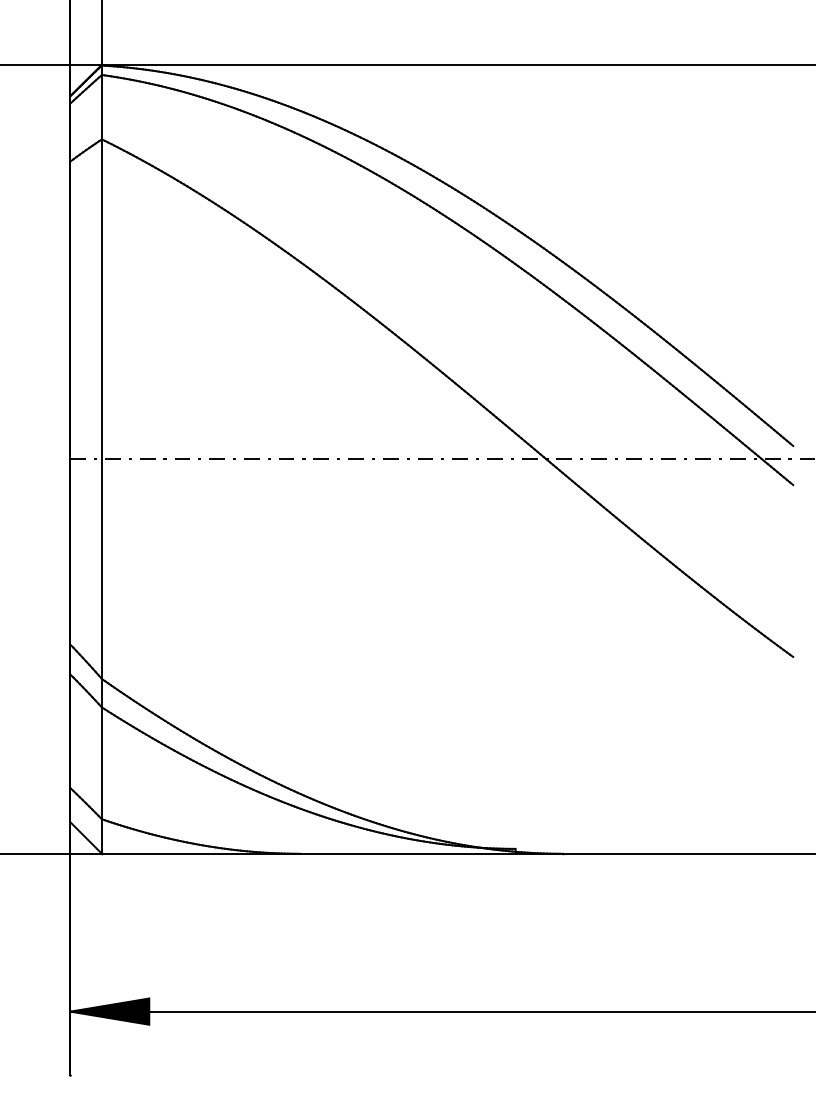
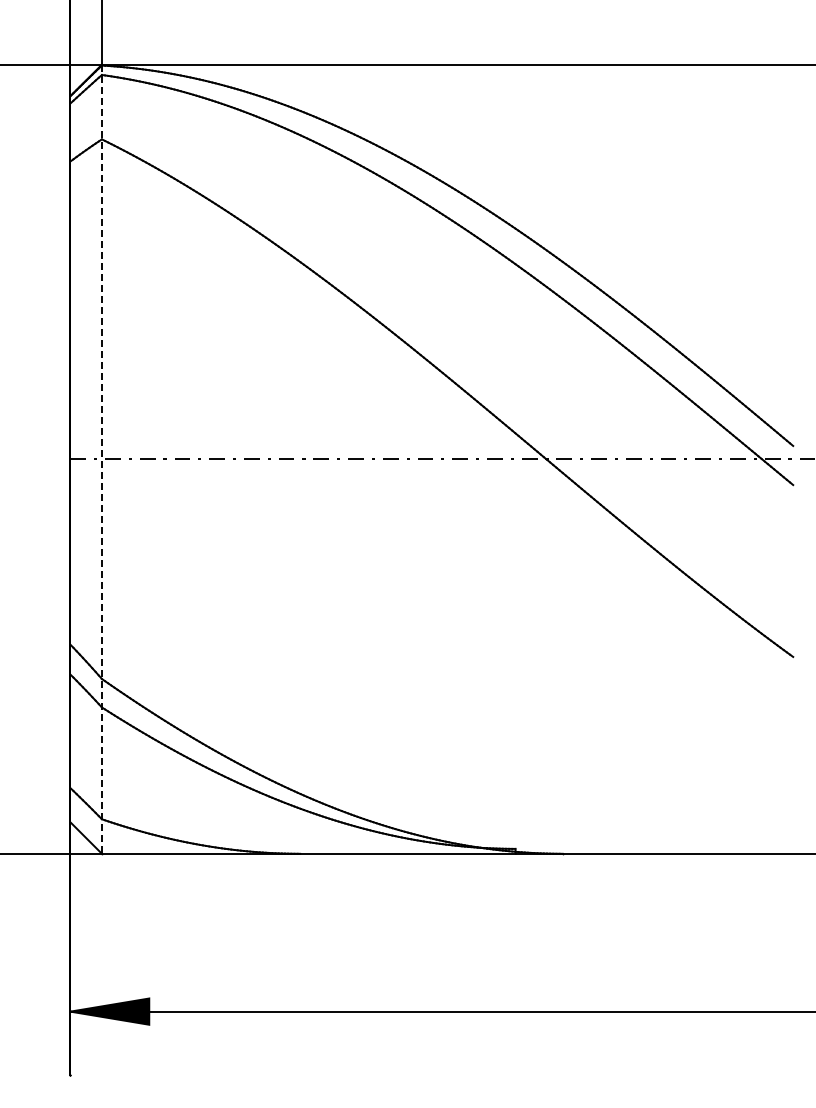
line: solid -> dashed (101, 459)
